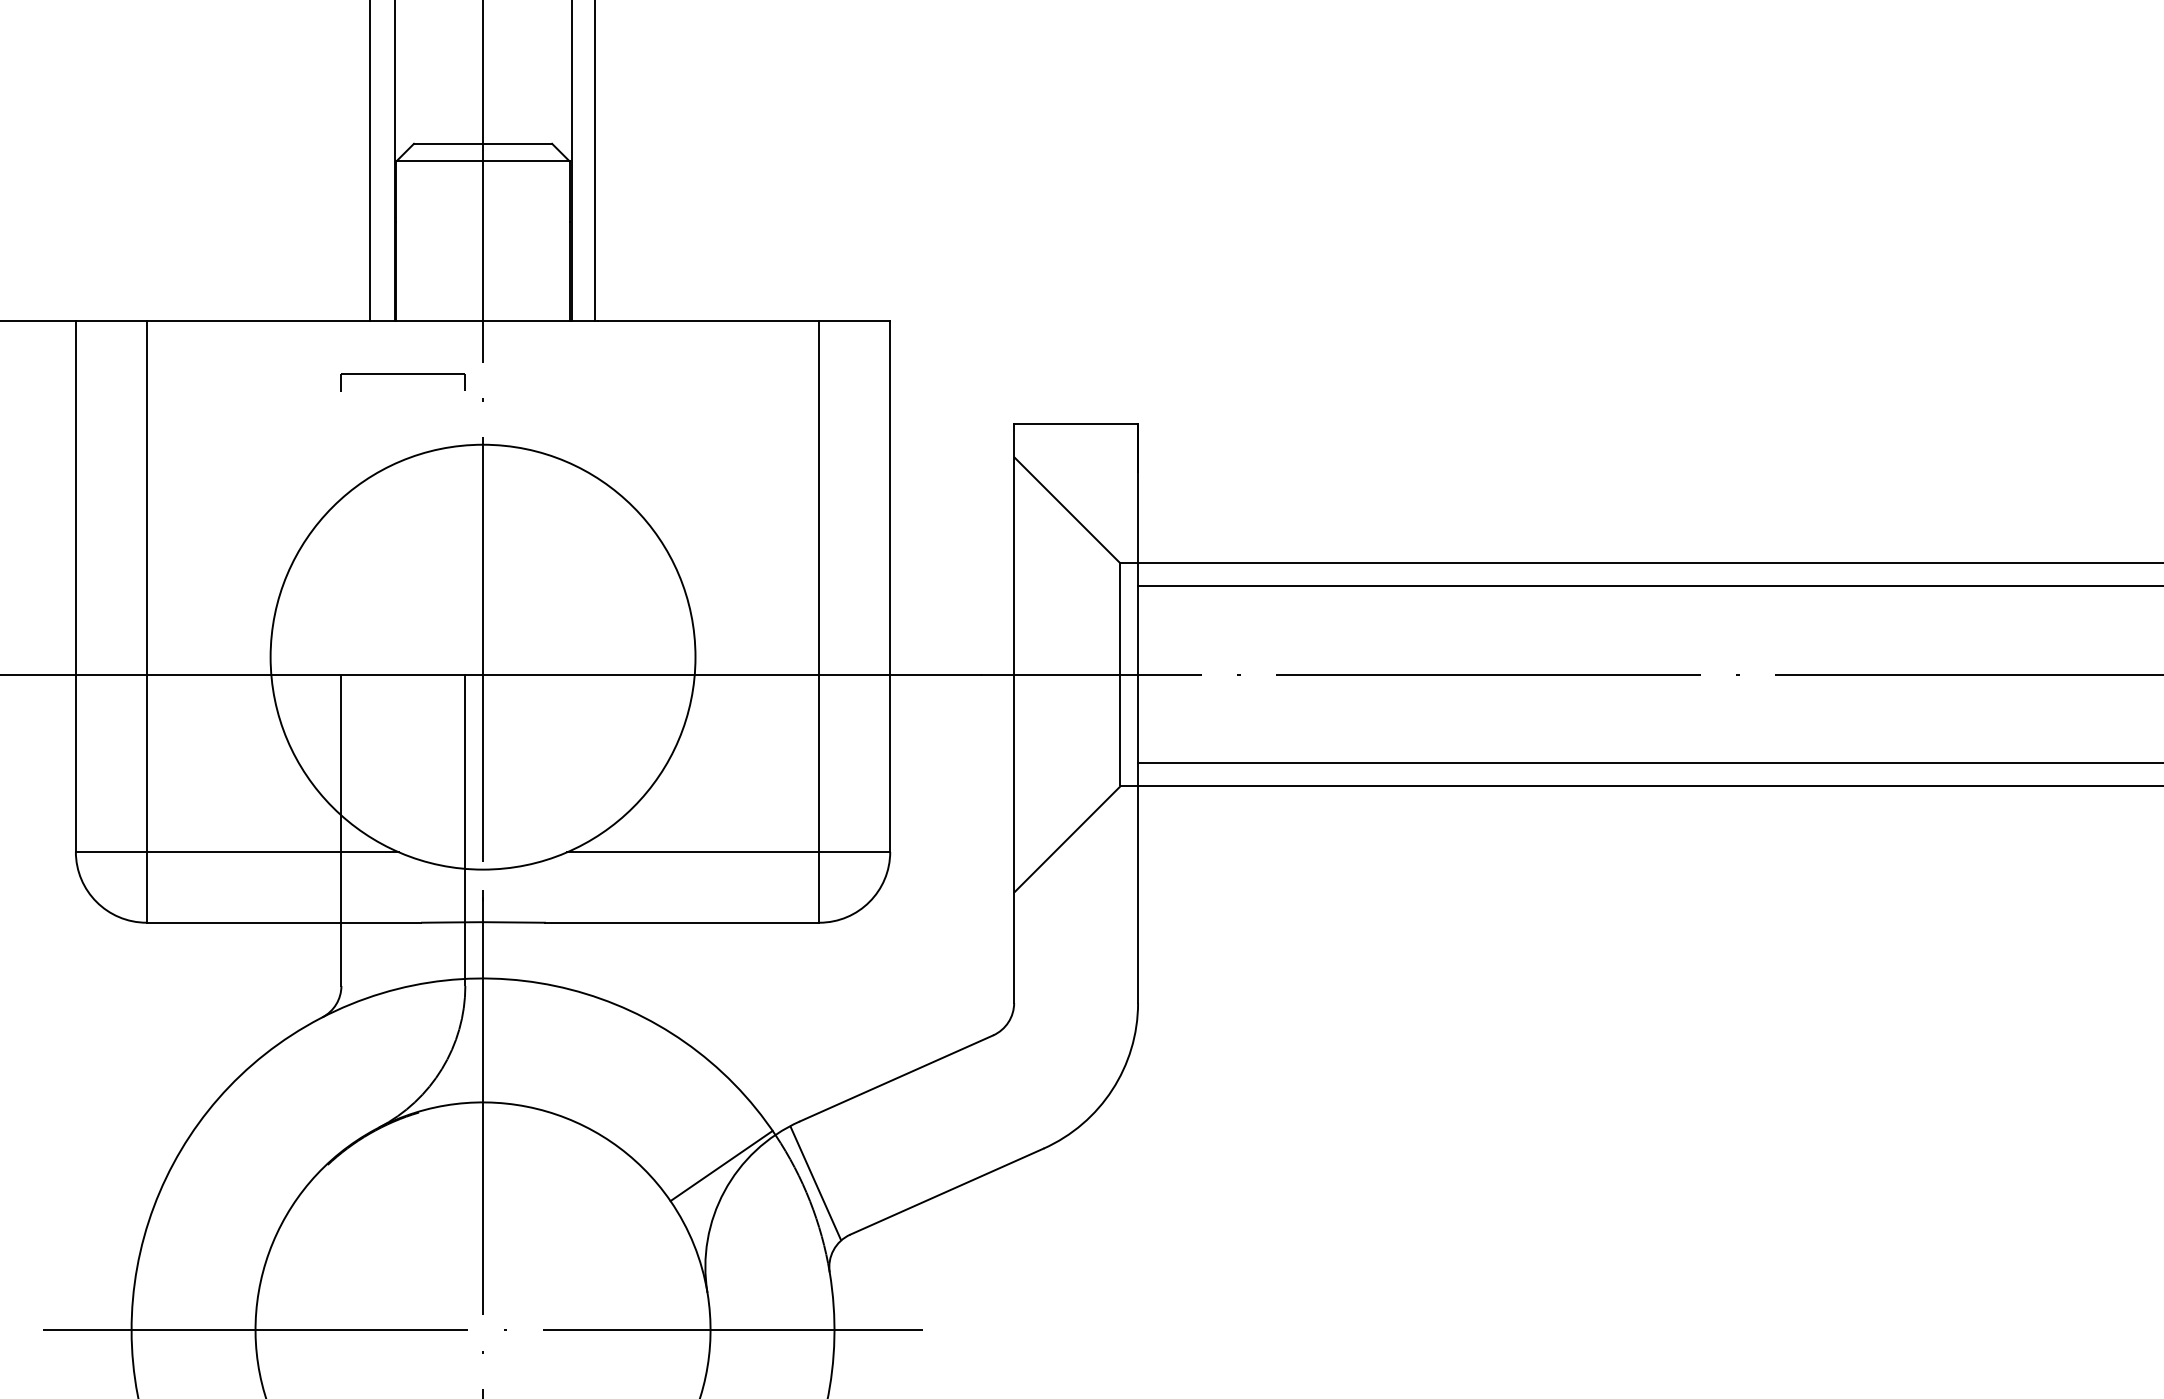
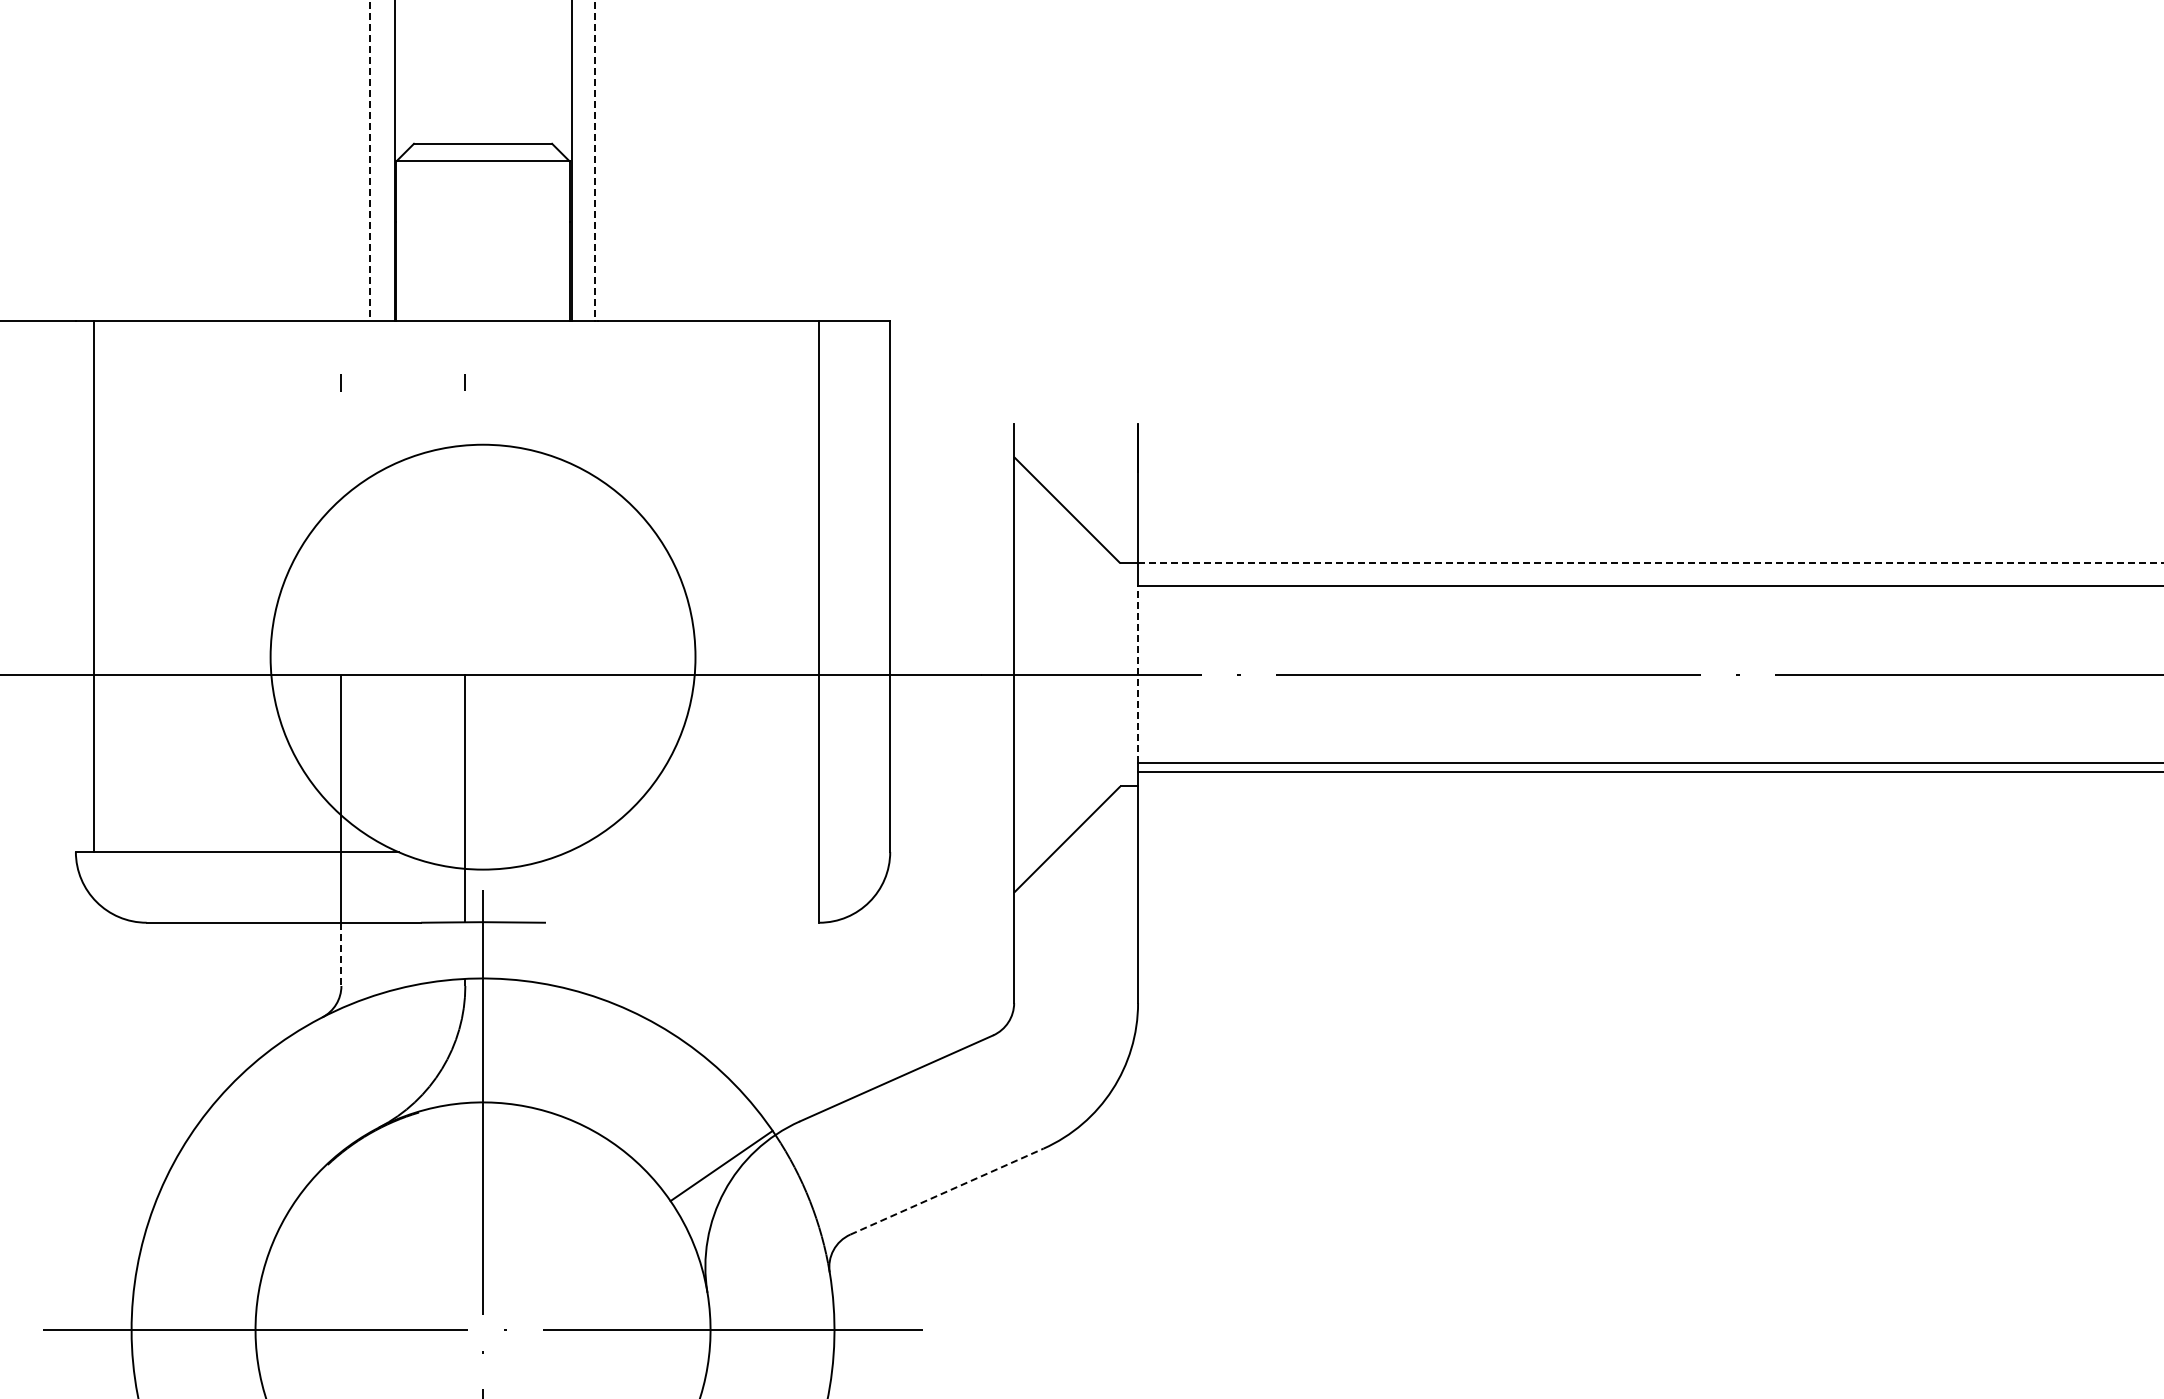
line: solid -> dashed (370, 160)
line: solid -> dashed (594, 160)
line: present -> none (403, 373)
line: present -> none (1076, 423)
line: present -> none (483, 462)
line: solid -> dashed (1650, 563)
line position: (75, 585) -> (93, 585) (93, 585)
line: present -> none (146, 621)
line: present -> none (1120, 674)
line: solid -> dashed (1138, 674)
line position: (1649, 786) -> (1649, 772) (1649, 772)
line: present -> none (728, 851)
line: present -> none (682, 922)
line: present -> none (465, 950)
line: solid -> dashed (341, 954)
line: present -> none (815, 1183)
line: solid -> dashed (946, 1191)
